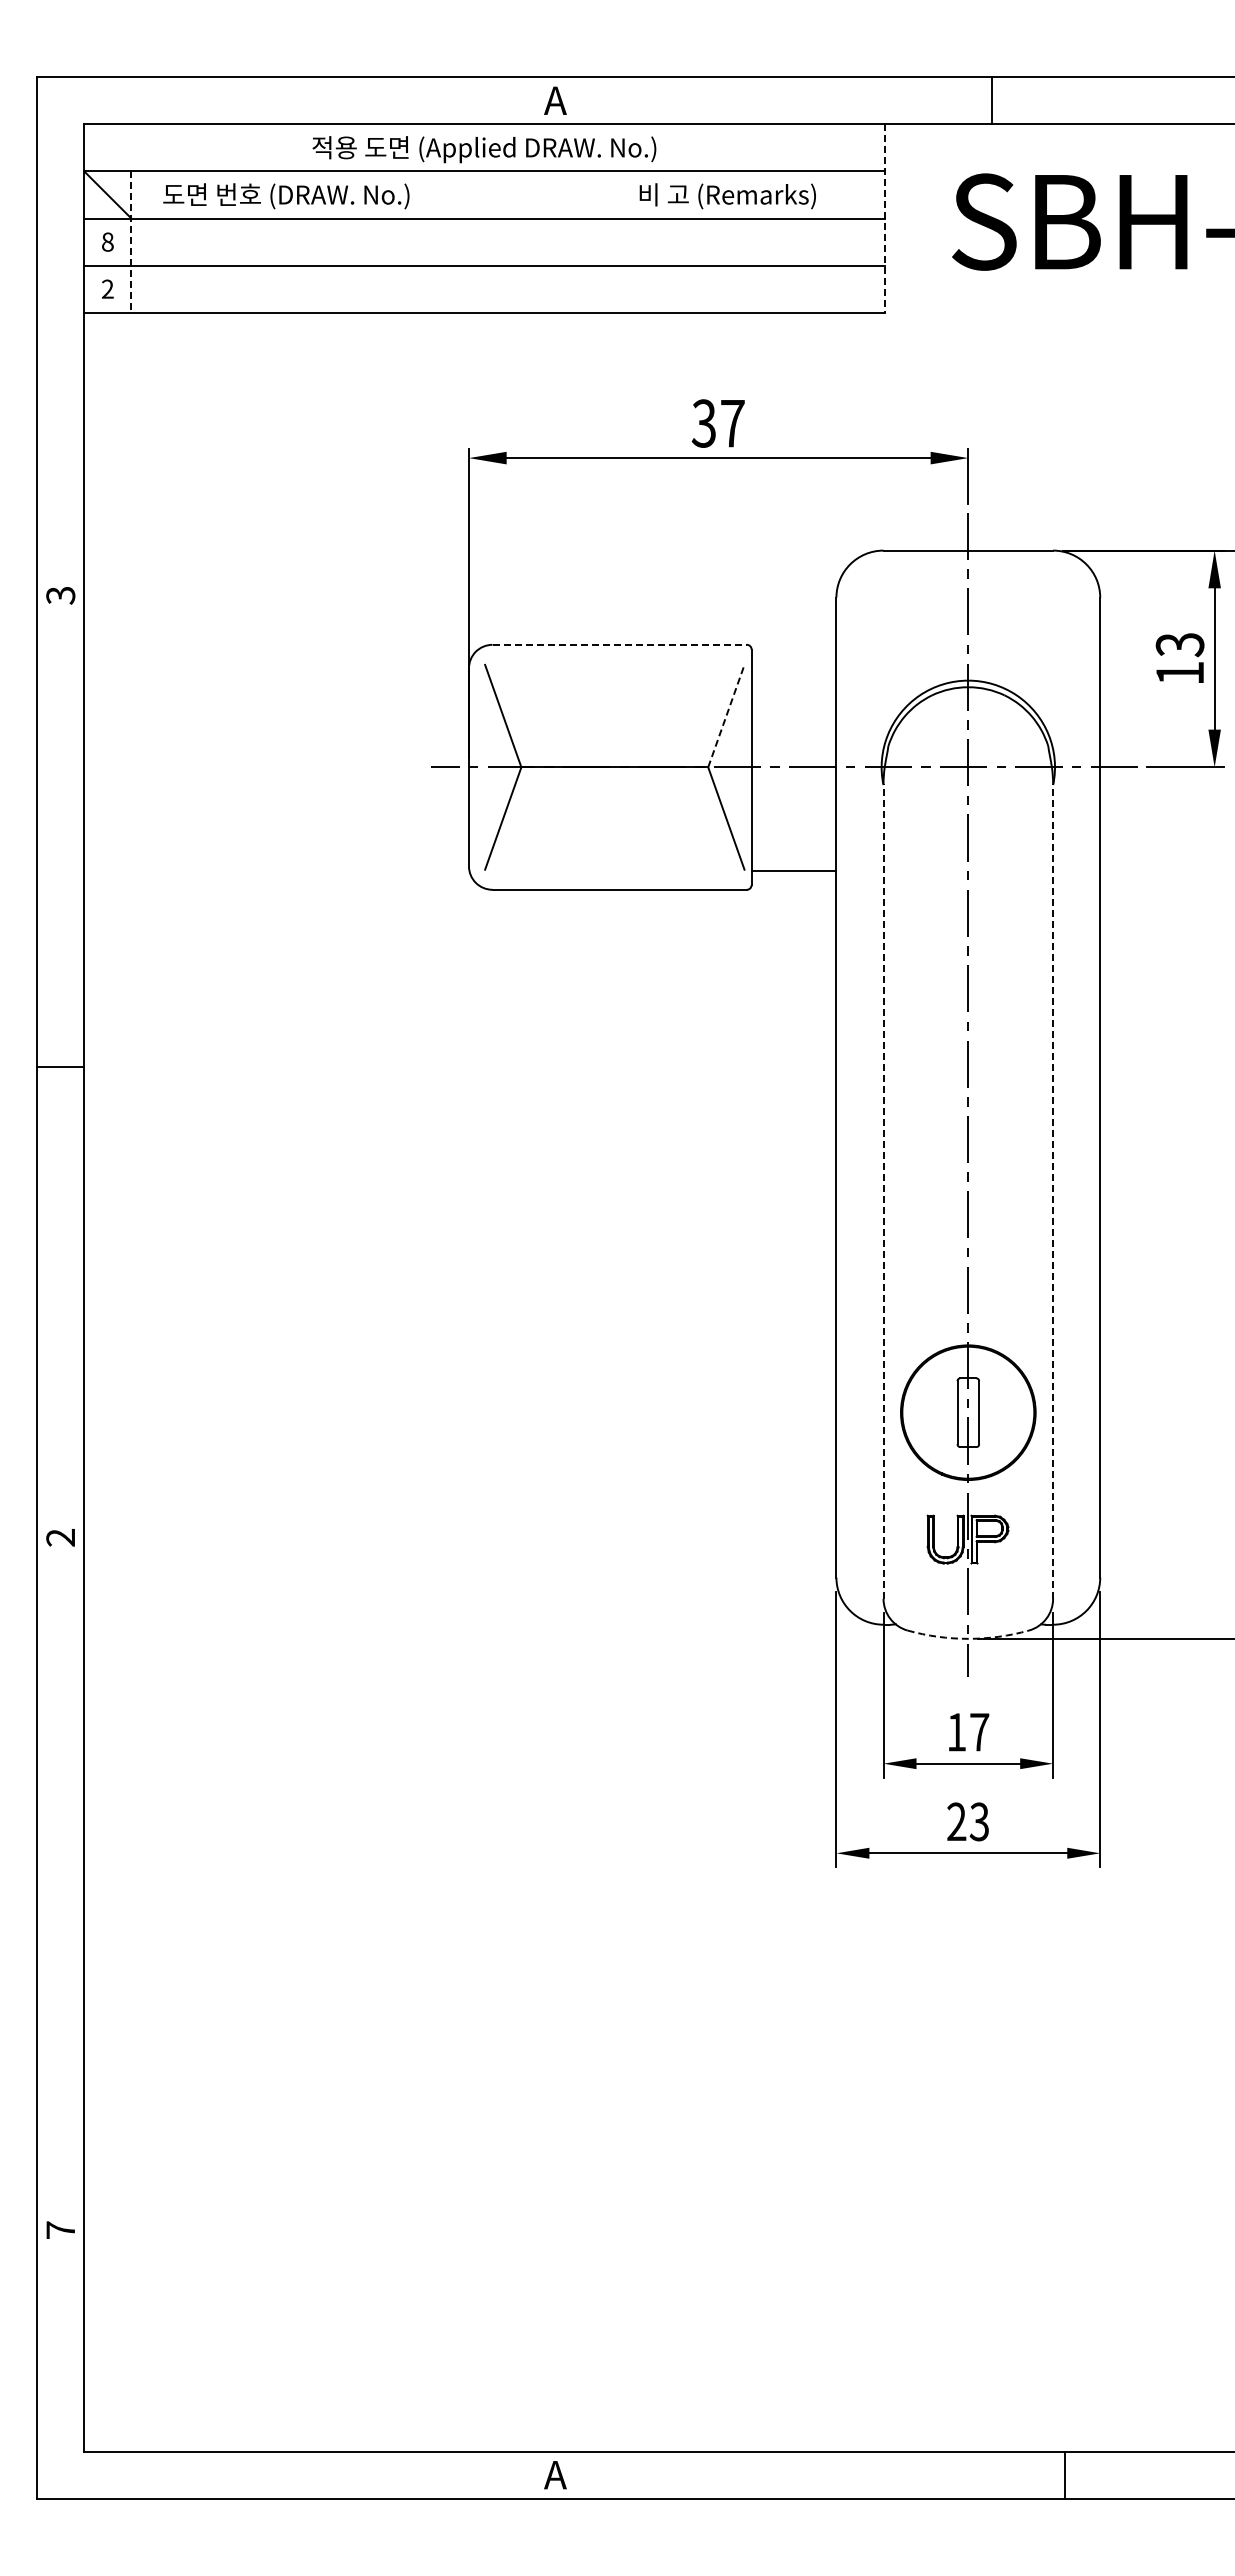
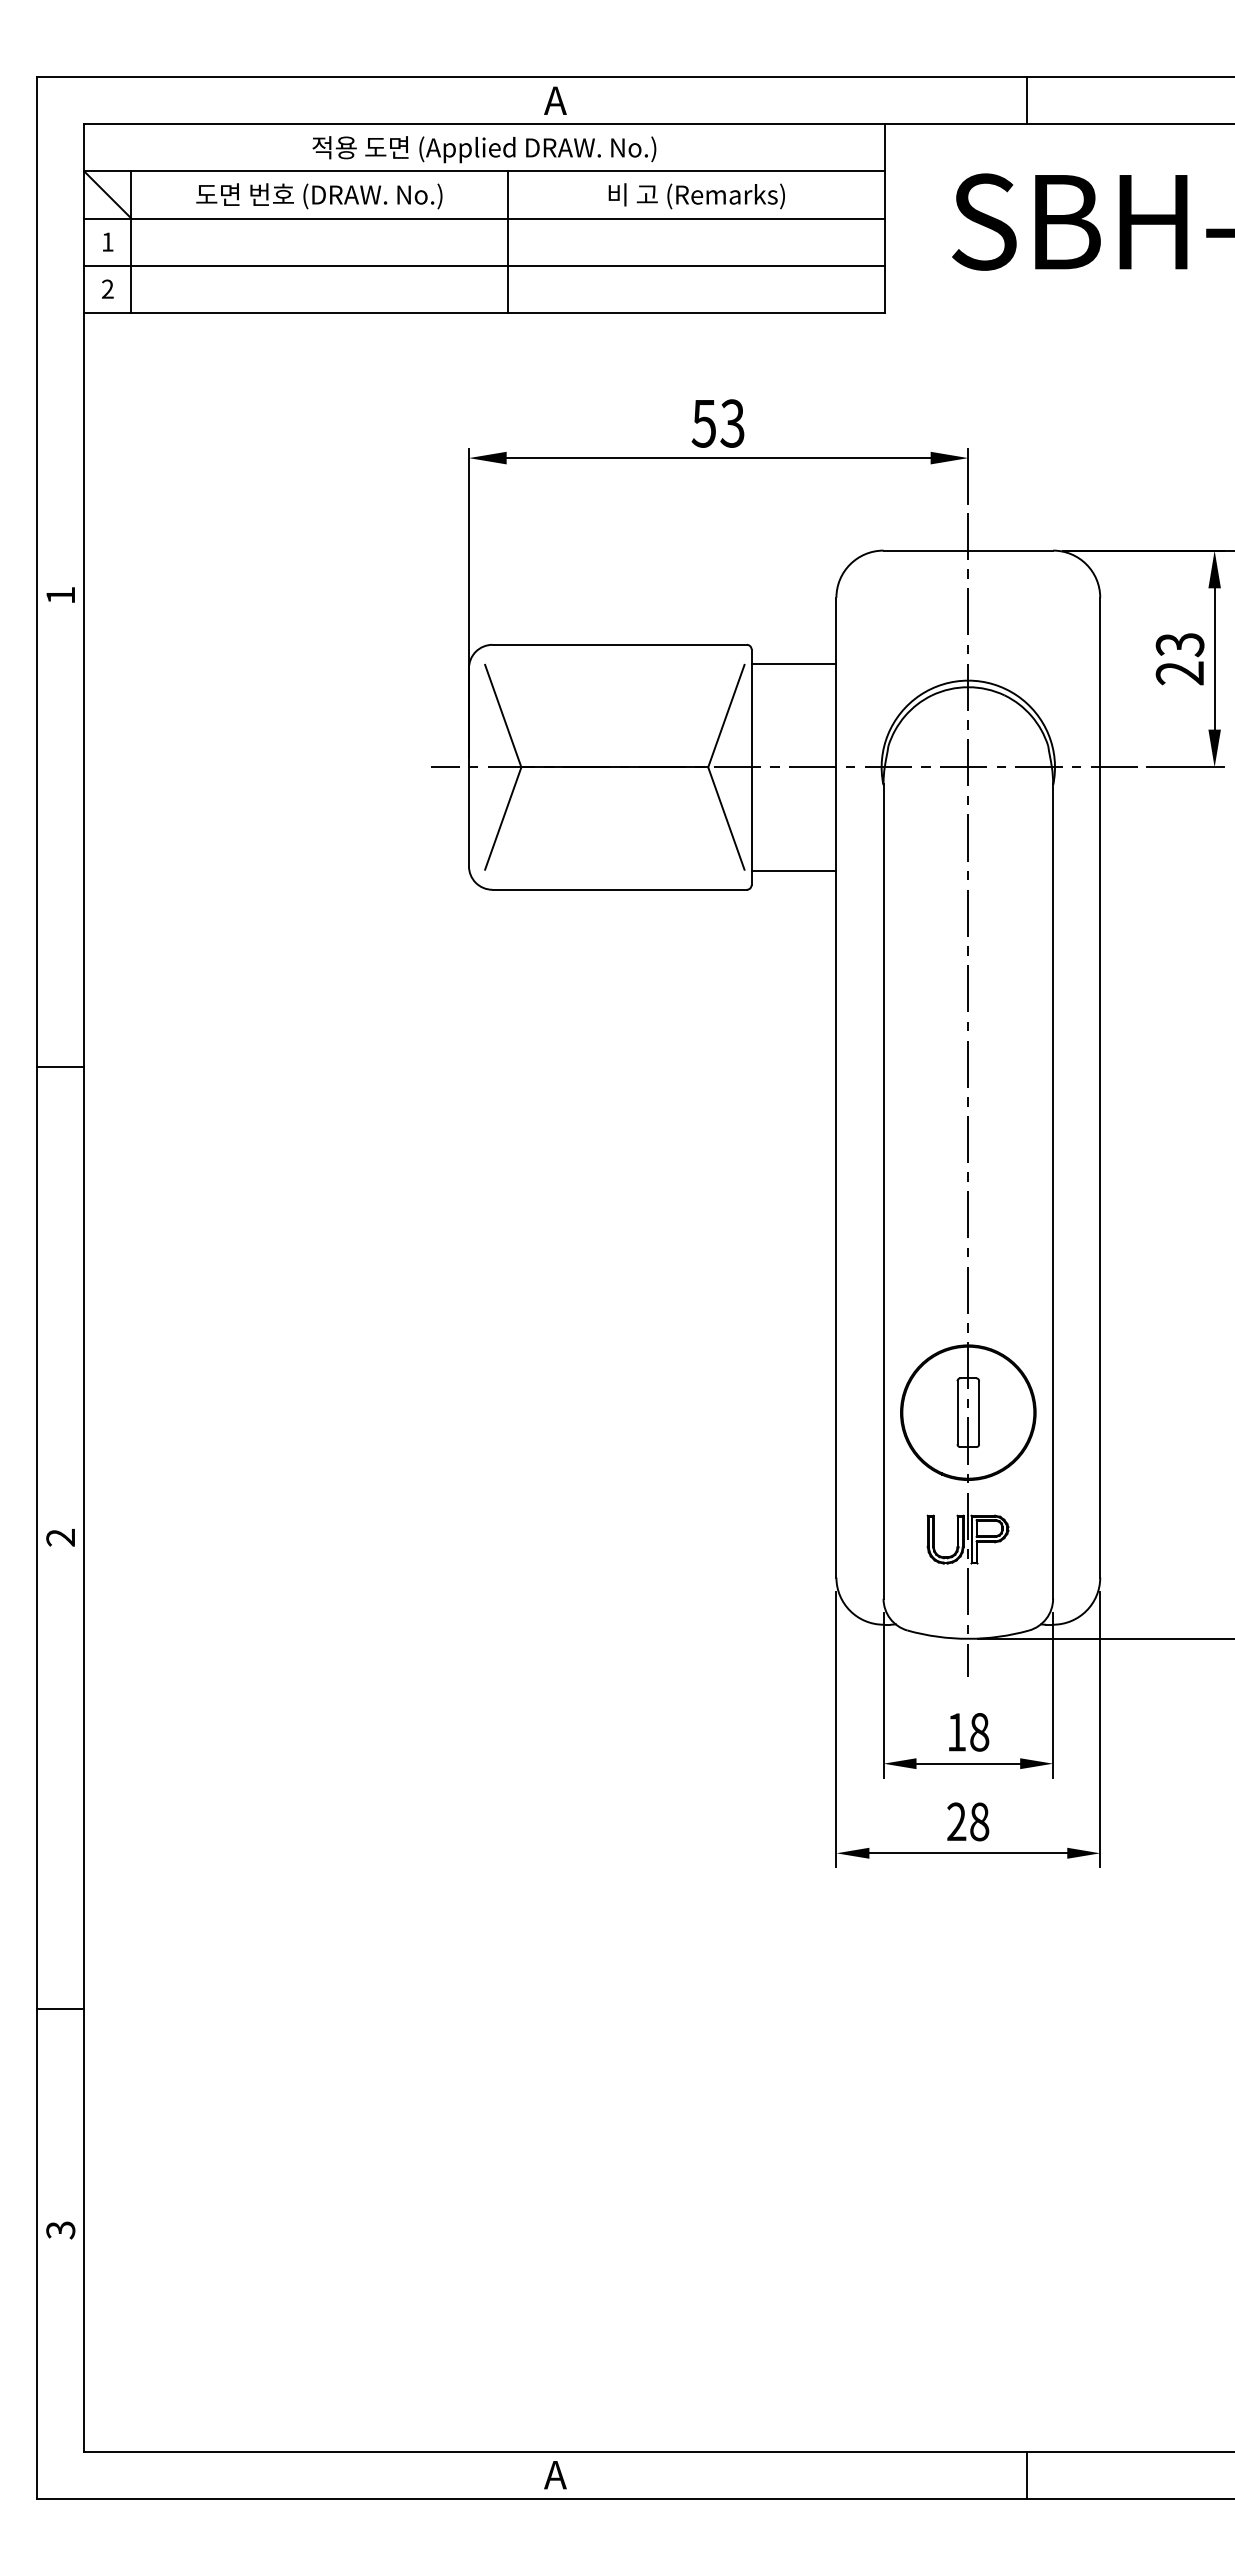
line position: (991, 100) -> (1026, 100) (1026, 100)
text position: (286, 196) -> (319, 196) (319, 196)
text position: (727, 196) -> (696, 196) (696, 196)
line: dashed -> solid (885, 219)
text: 8 -> 1 (107, 241)
line: none -> present (508, 241)
line: dashed -> solid (131, 242)
text: 37 -> 53 (718, 423)
text: 3 -> 1 (60, 595)
line: dashed -> solid (620, 644)
line: none -> present (793, 663)
text: 13 -> 23 (1179, 673)
line: dashed -> solid (726, 715)
line: dashed -> solid (883, 1190)
line: dashed -> solid (1053, 1190)
arc: dashed -> solid (968, 1638)
text: 17 -> 18 (979, 1732)
text: 23 -> 28 (979, 1821)
line: none -> present (60, 2008)
text: 7 -> 3 (60, 2230)
line position: (1064, 2474) -> (1026, 2474) (1026, 2474)
